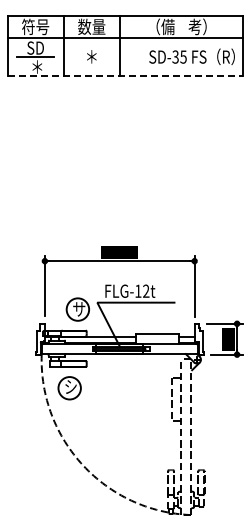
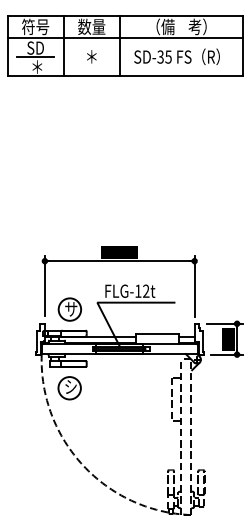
text position: (191, 56) -> (176, 56) (176, 56)
line: dashed -> solid (125, 75)
part position: (77, 309) -> (69, 309) (69, 309)
